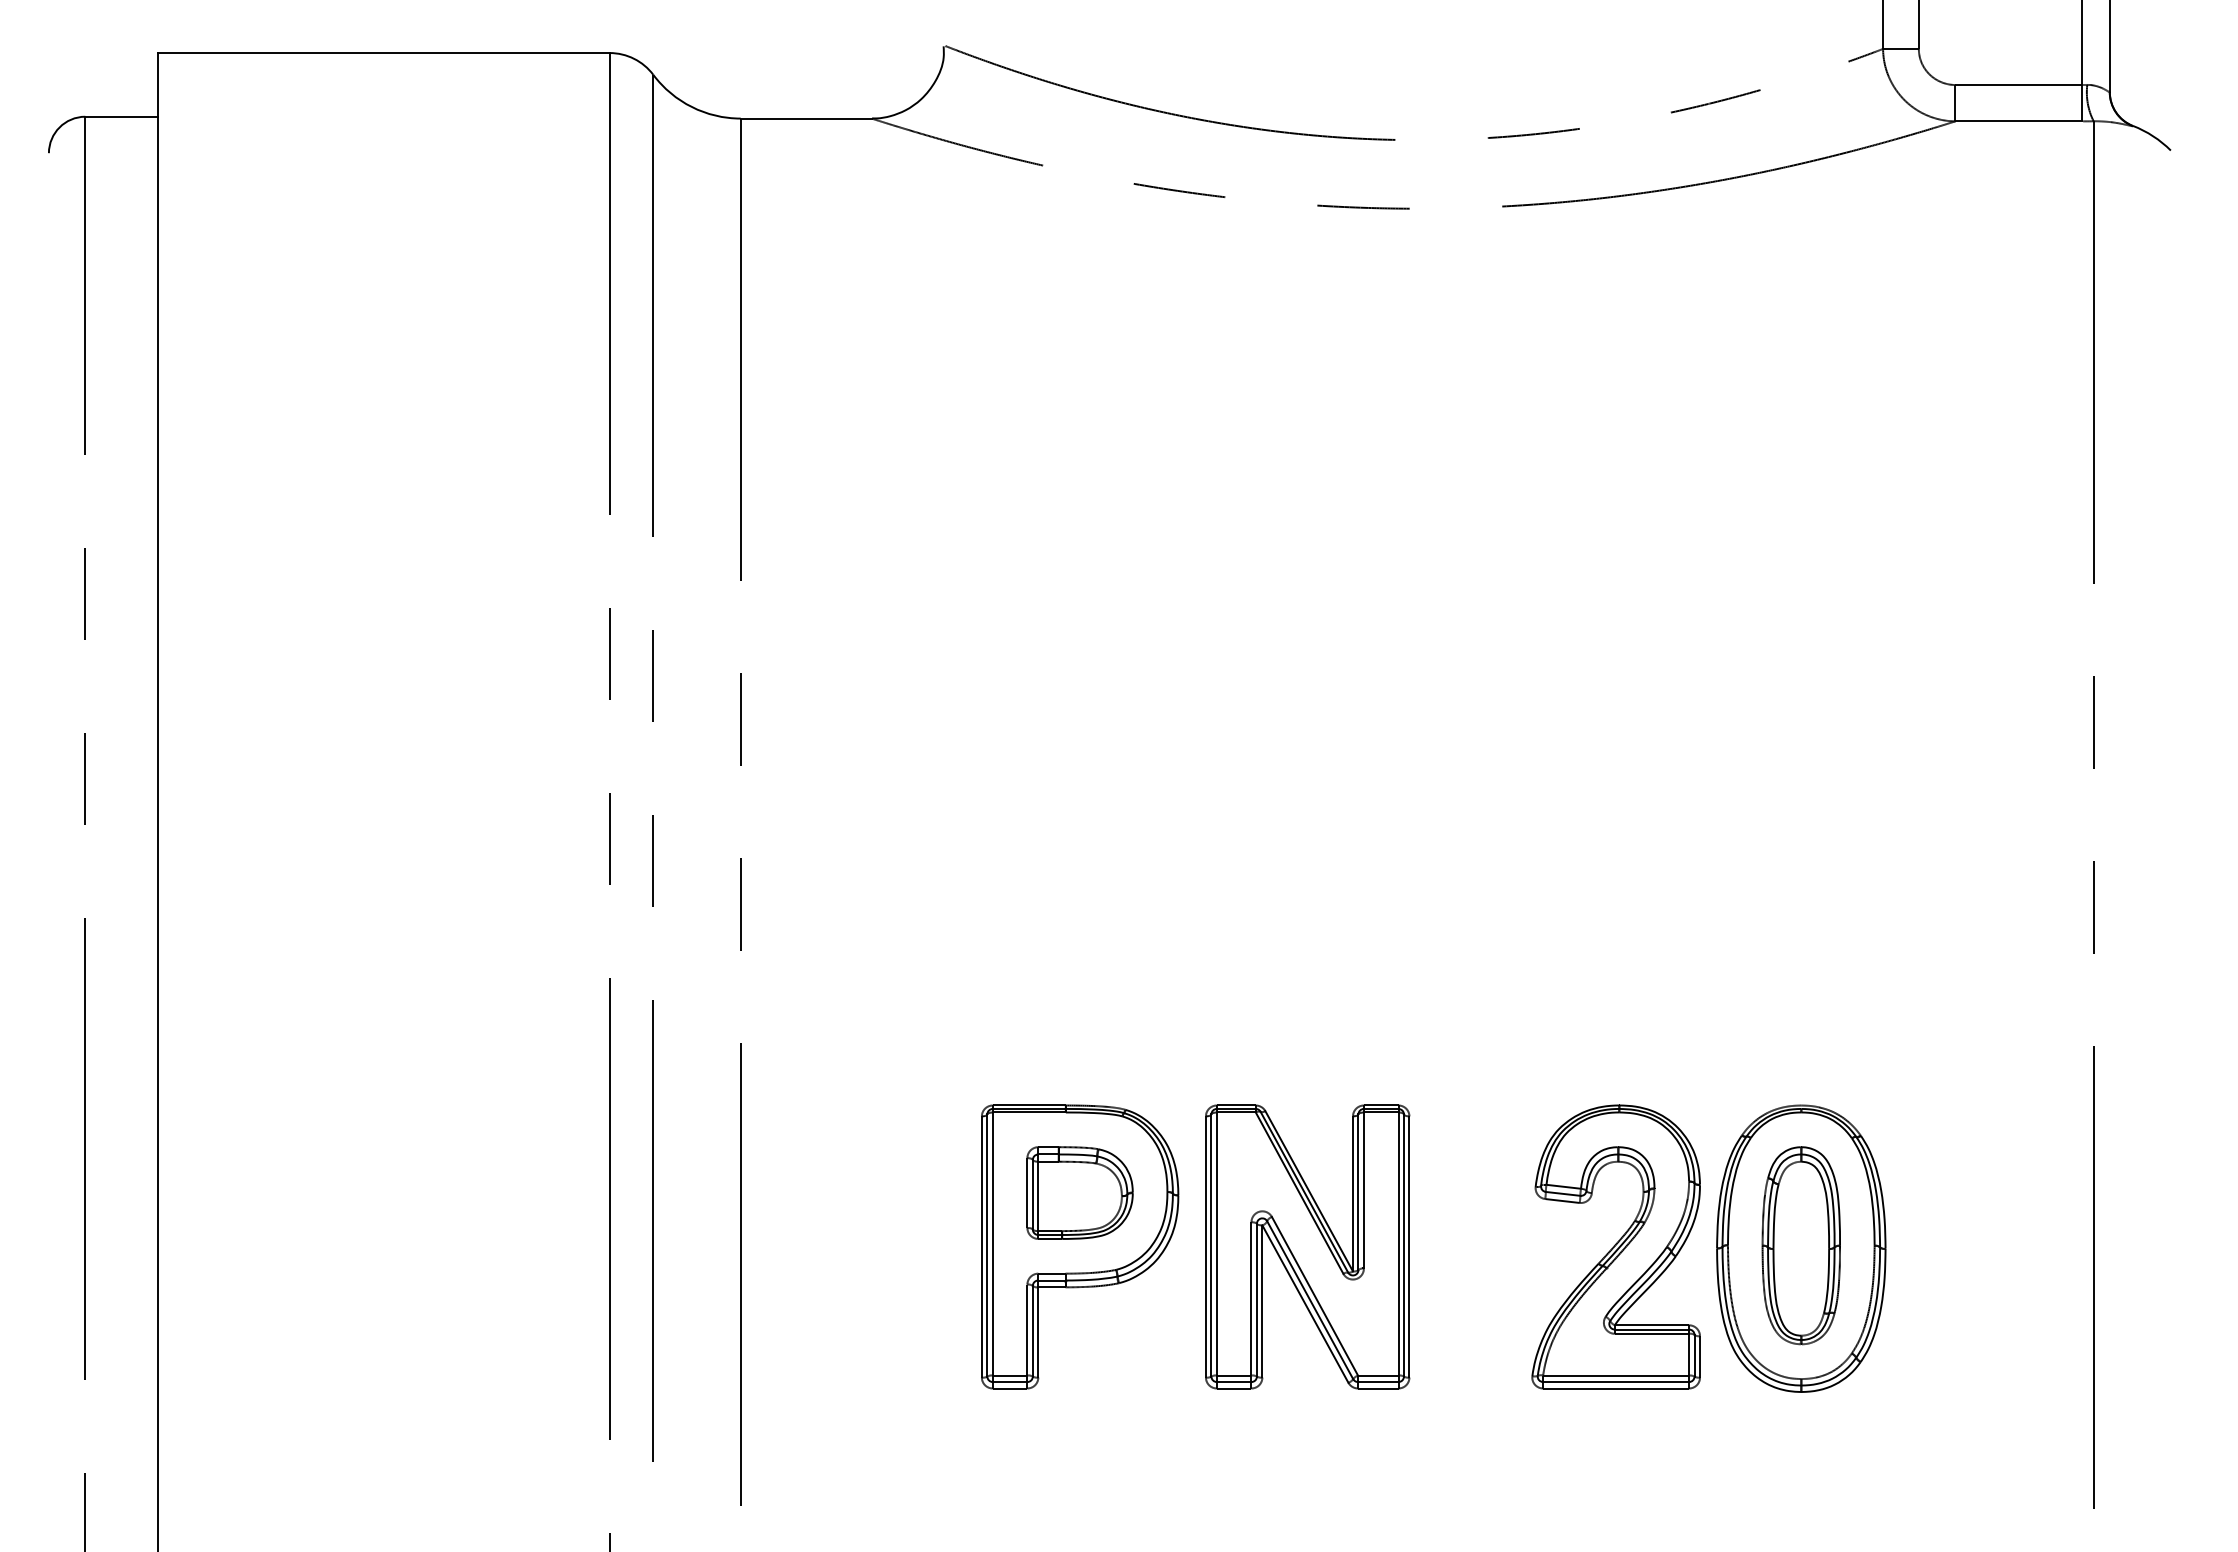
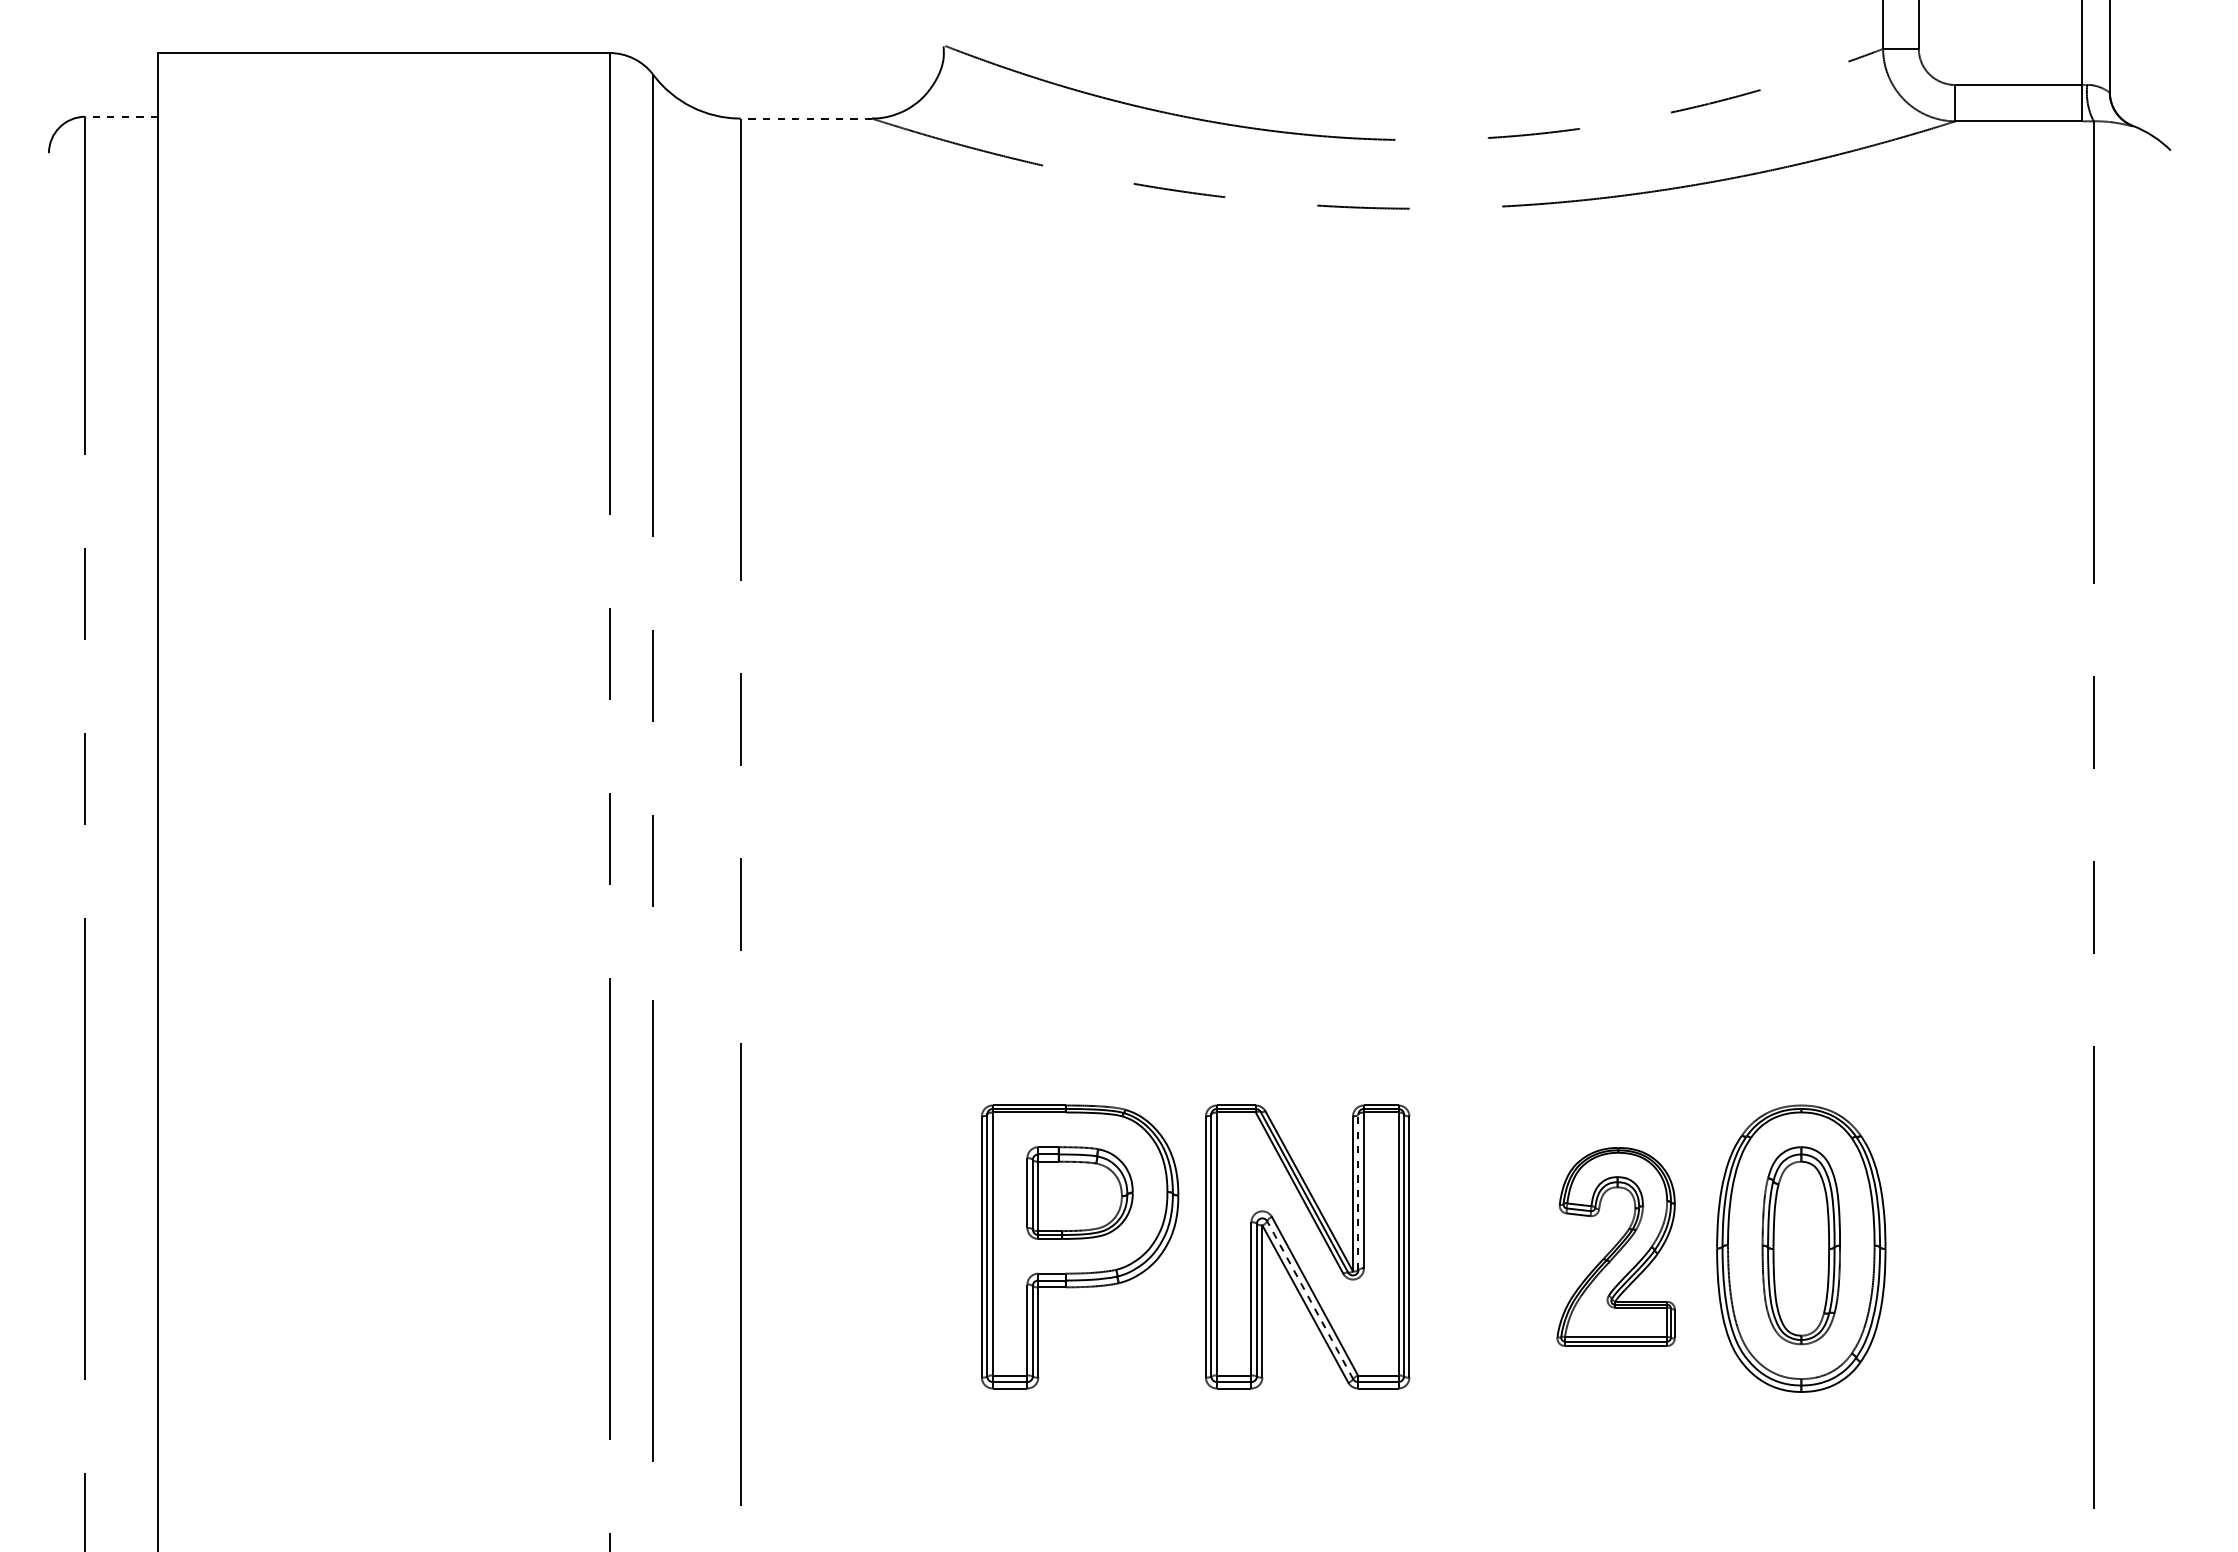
line: solid -> dashed (121, 116)
line: solid -> dashed (806, 118)
line: solid -> dashed (1358, 1192)
part size: 170x286 px -> 120x200 px (1615, 1246)
line: solid -> dashed (1310, 1300)
